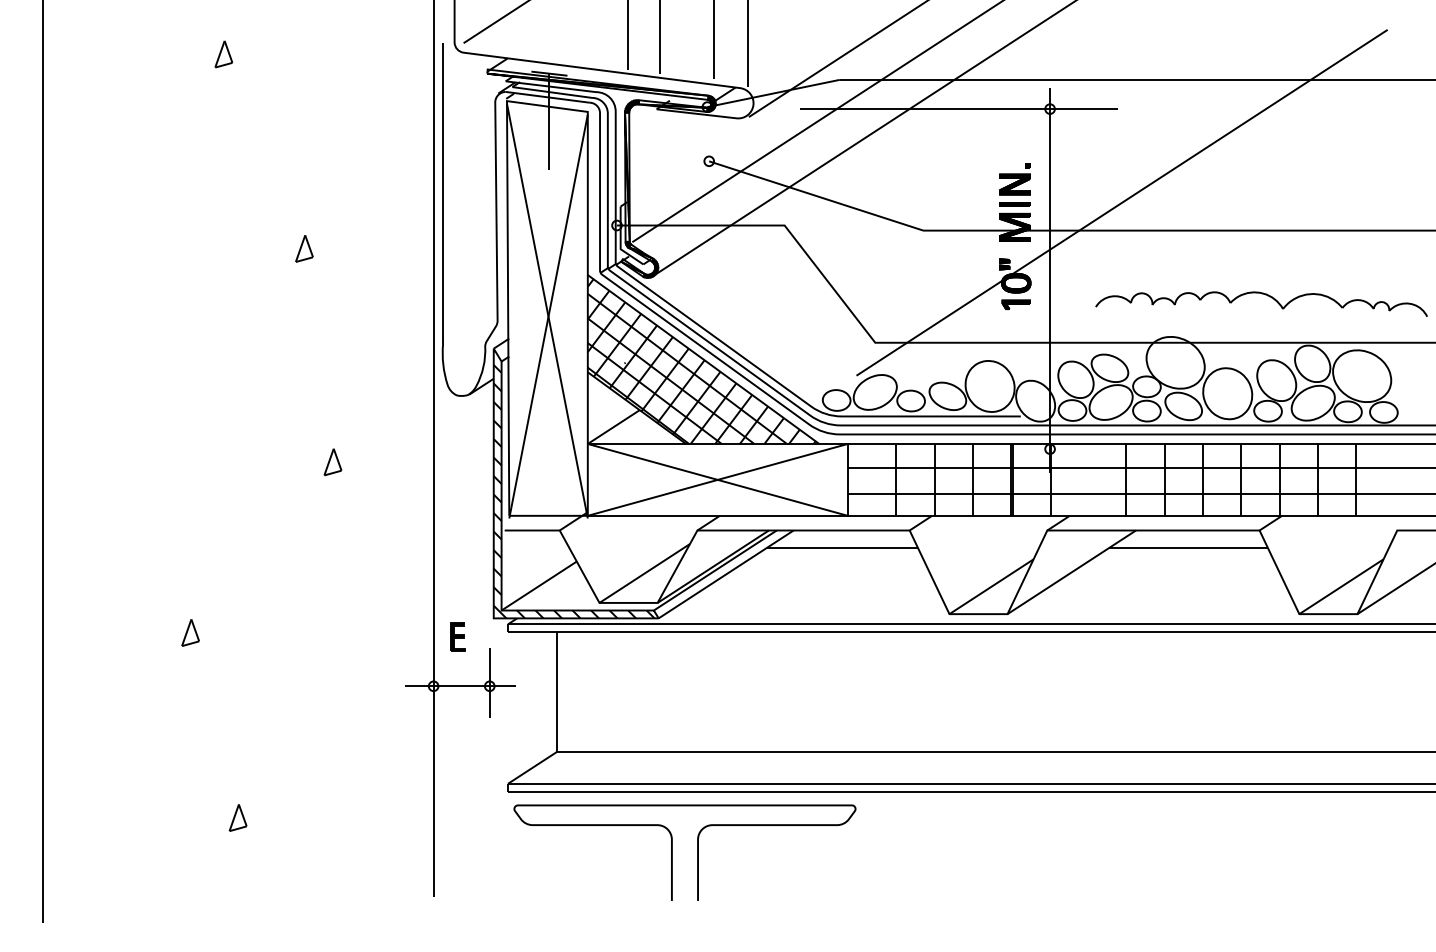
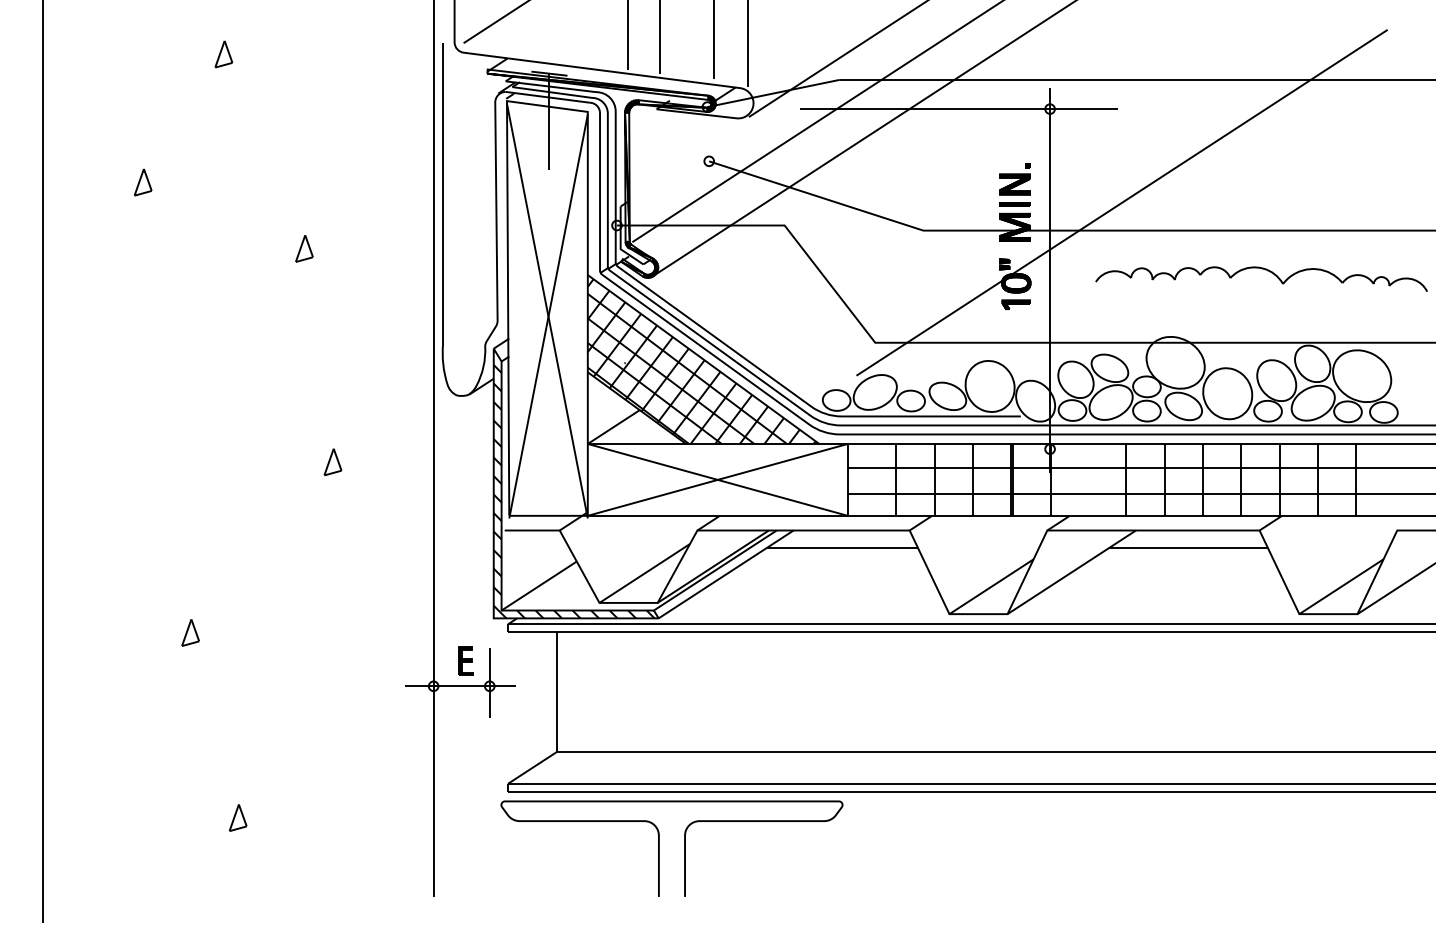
part: none -> present (143, 182)
part position: (1265, 295) -> (1265, 270) (1265, 270)
part position: (457, 636) -> (465, 660) (465, 660)
part position: (672, 852) -> (659, 848) (659, 848)
